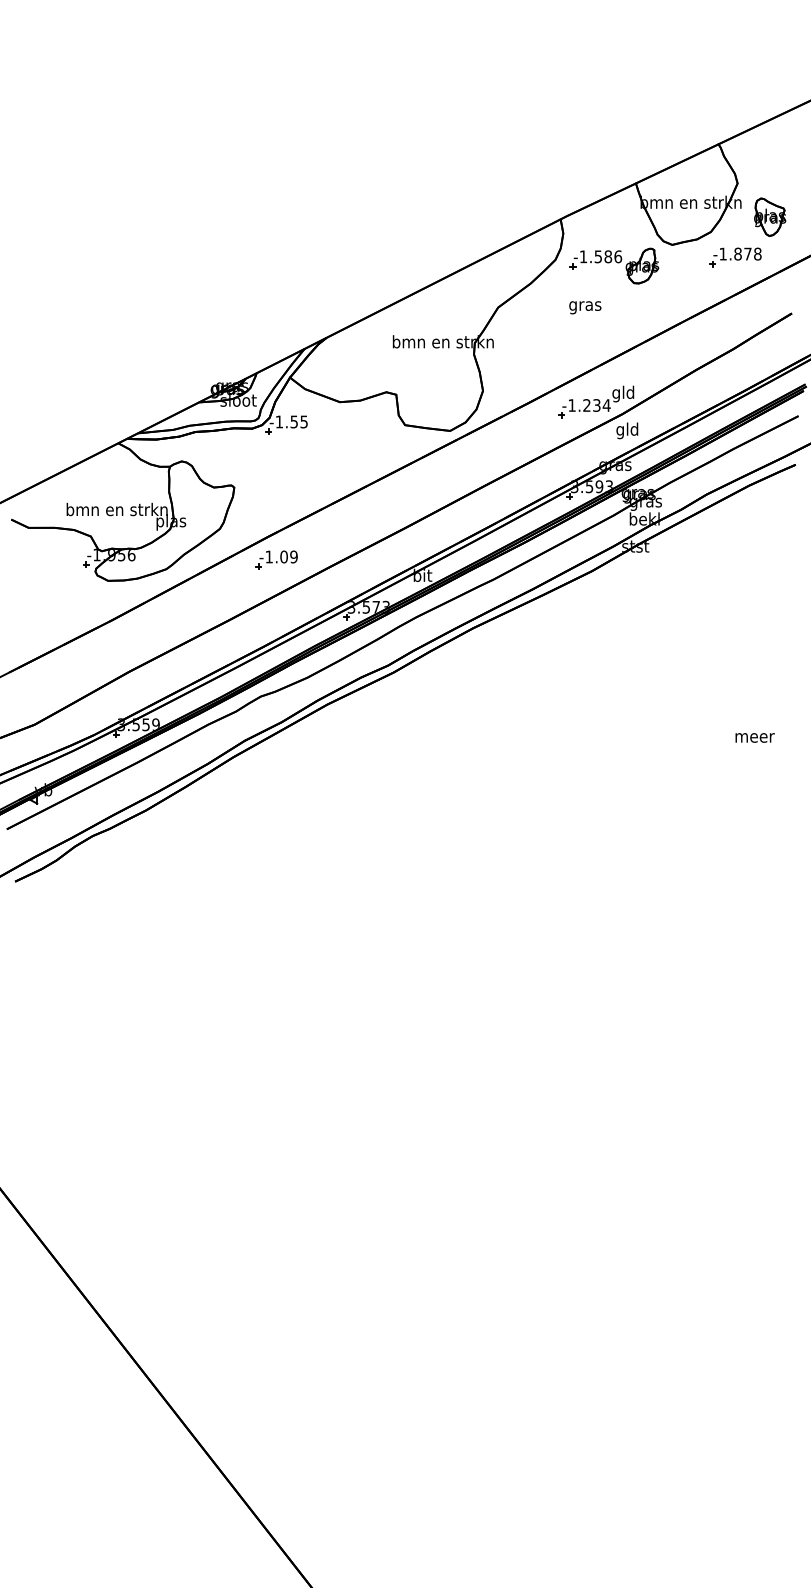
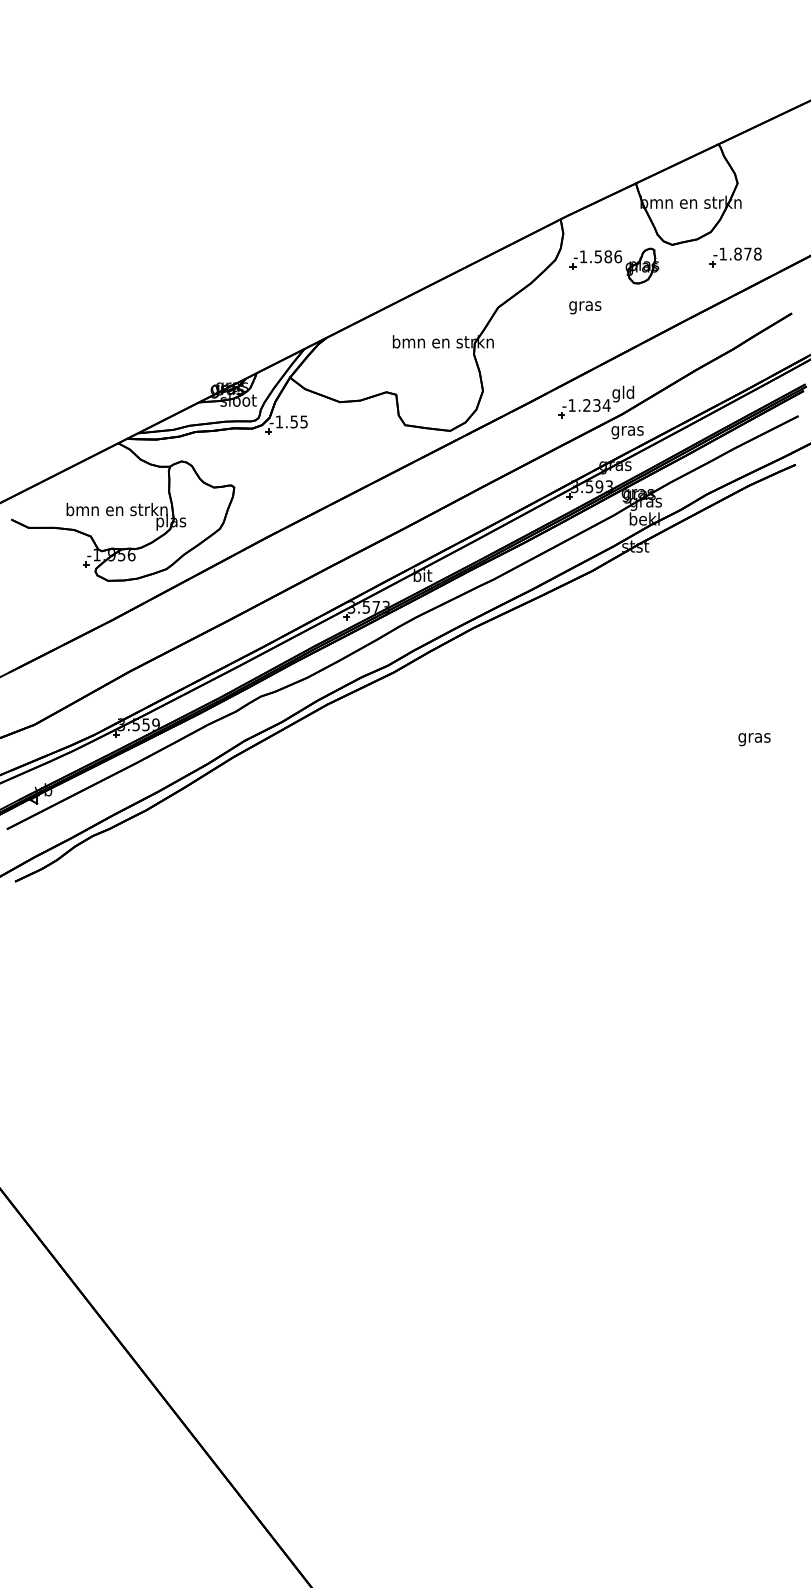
part: present -> none (770, 216)
text: gld -> gras (627, 430)
part: present -> none (276, 559)
text: meer -> gras (754, 739)
